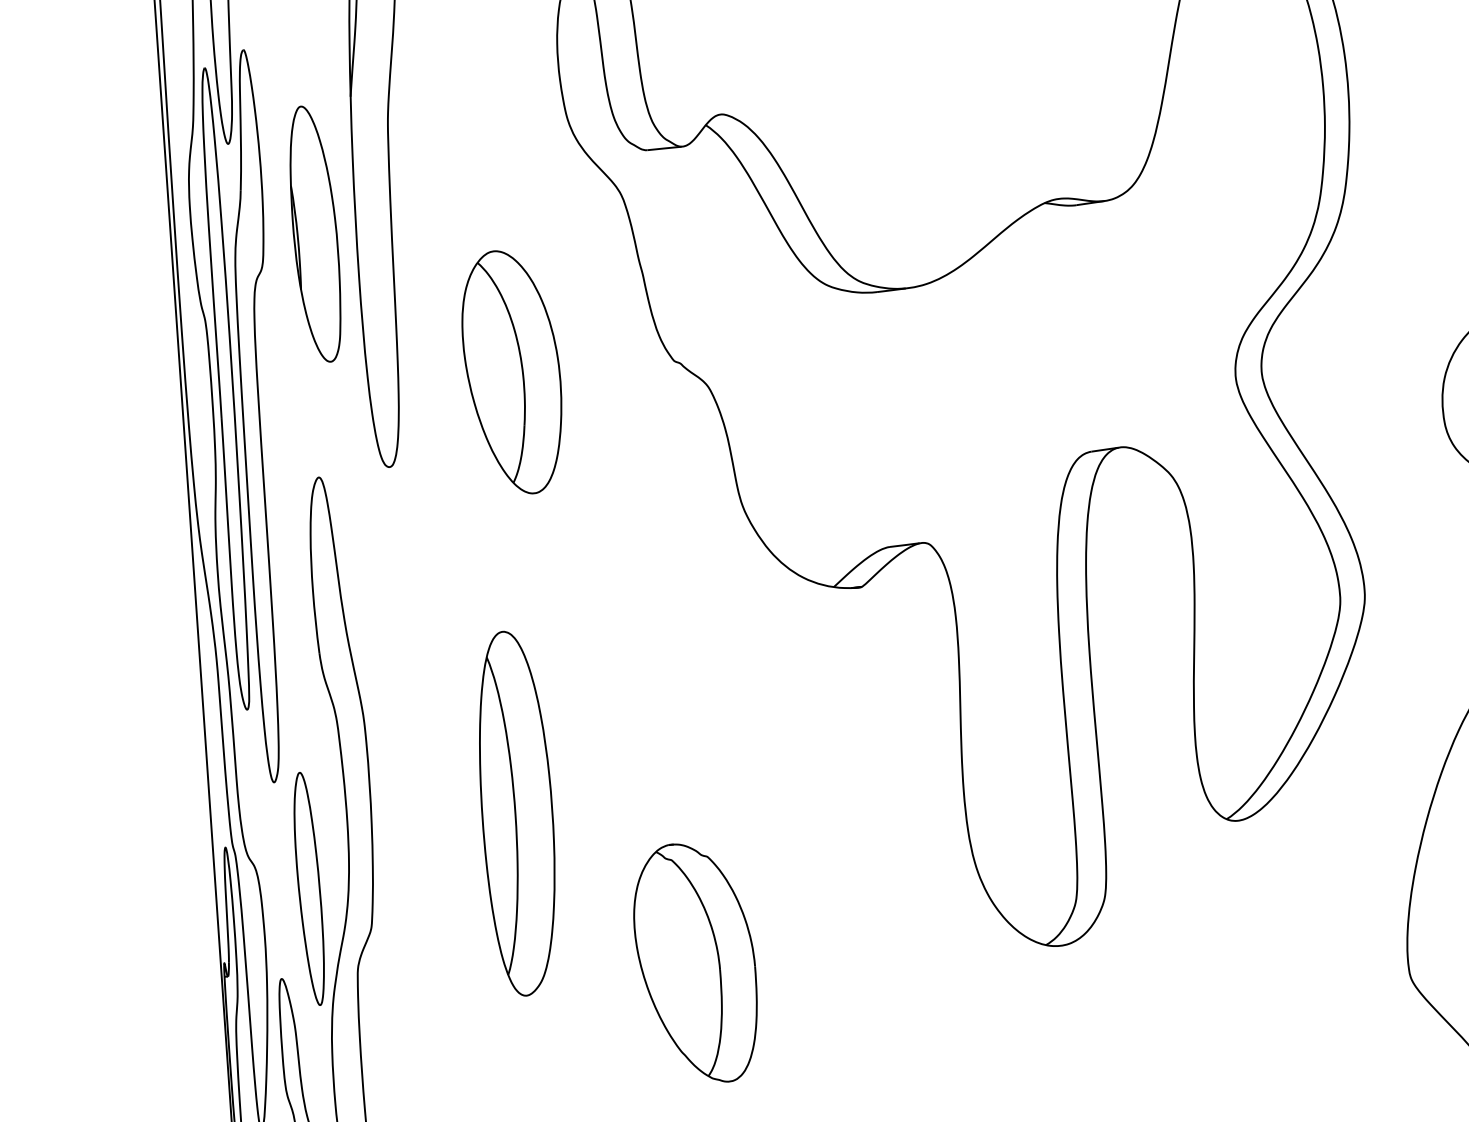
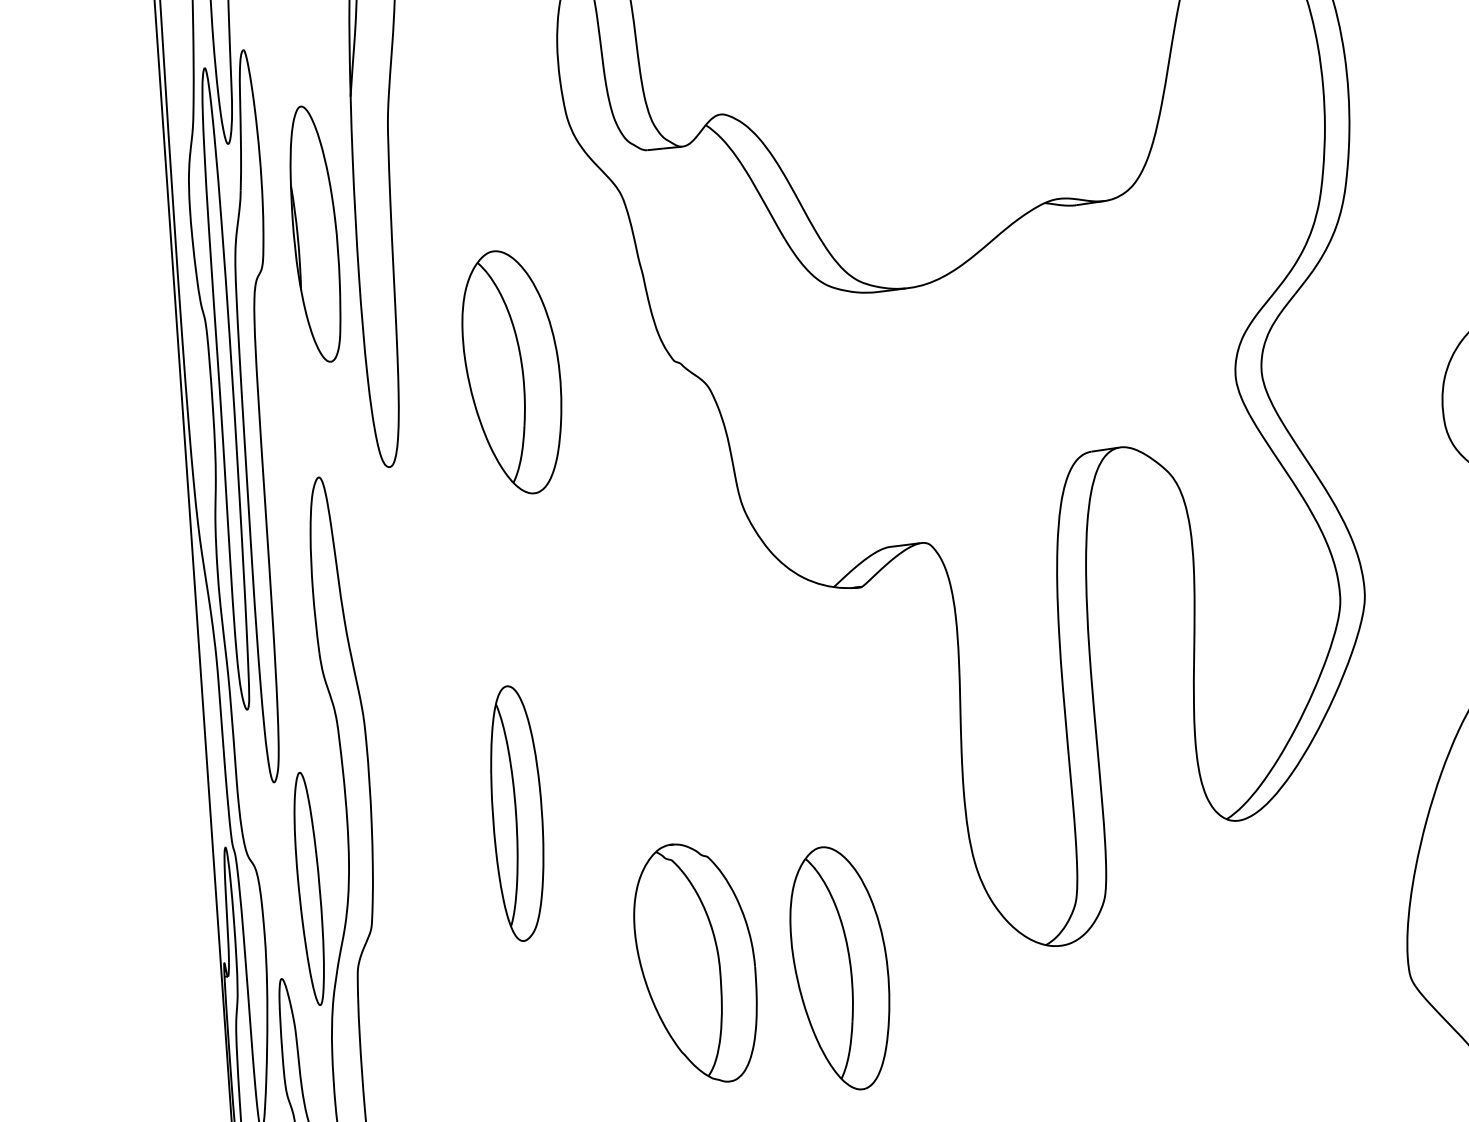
part size: 77x367 px -> 55x257 px (517, 813)
part: none -> present (839, 968)
